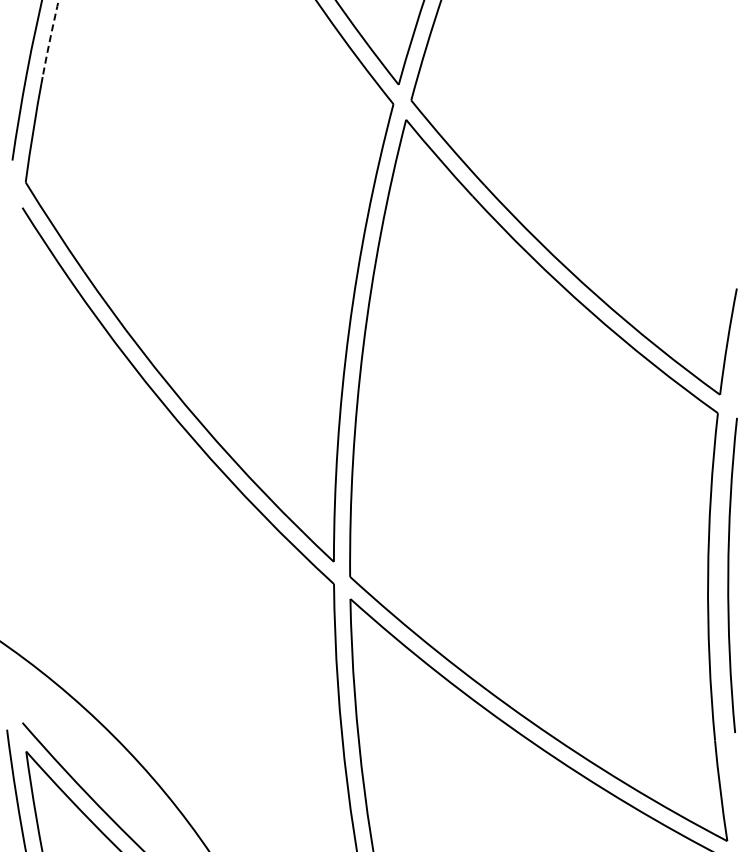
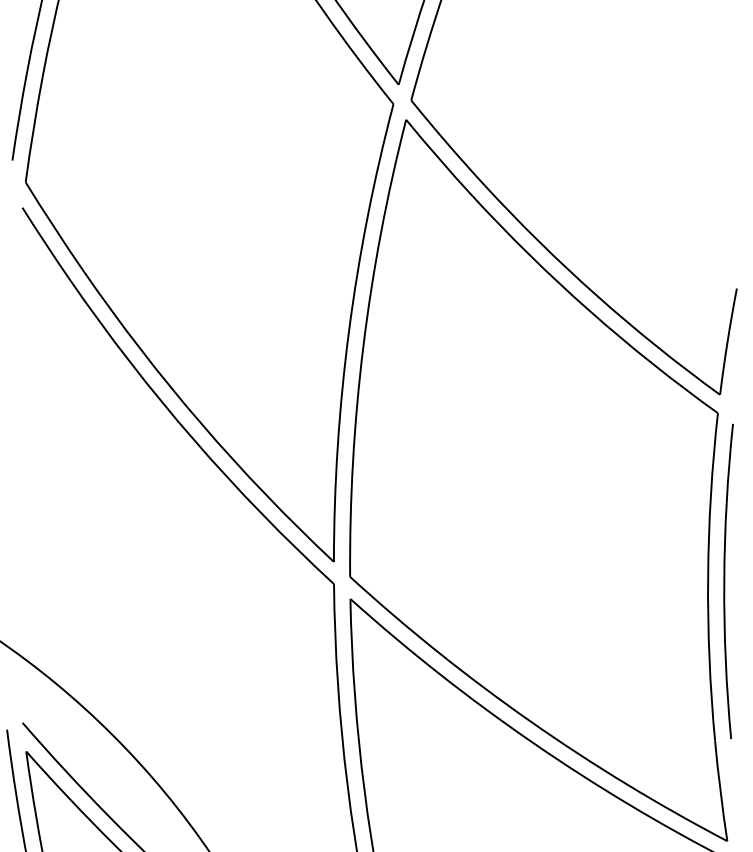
arc: dashed -> solid (50, 38)
arc position: (729, 575) -> (725, 581) (725, 581)
